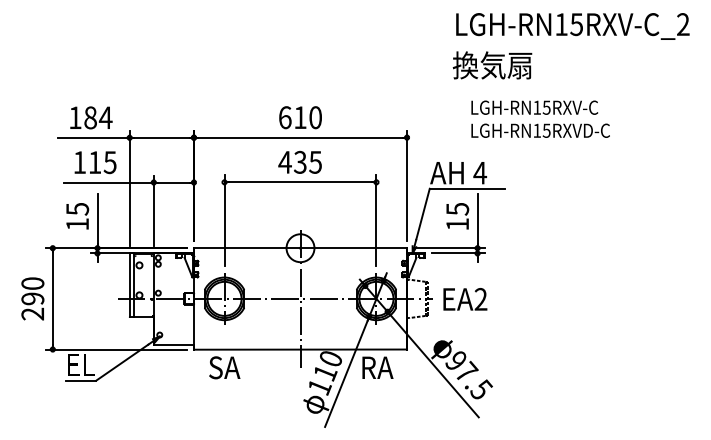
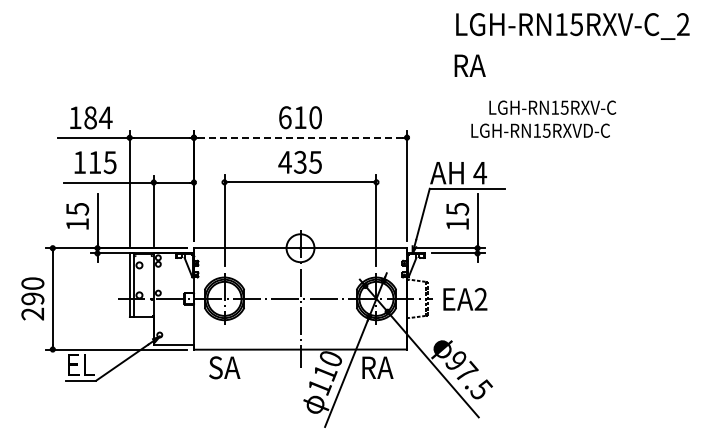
text: 換気扇 -> RA (492, 65)
text position: (534, 107) -> (552, 107) (552, 107)
line: solid -> dashed (300, 137)
